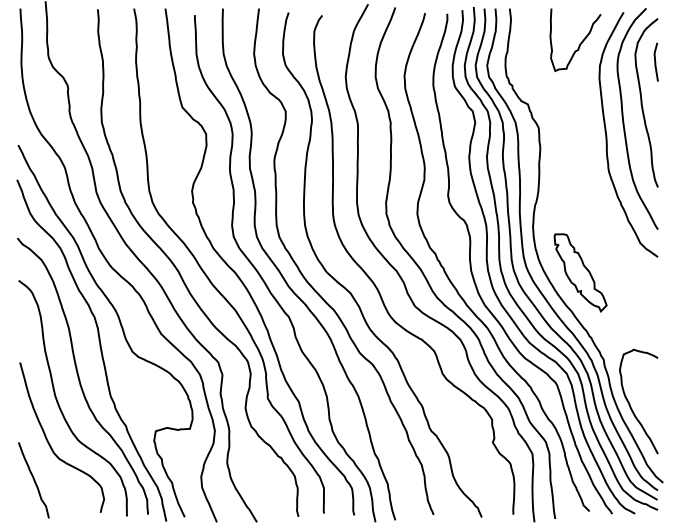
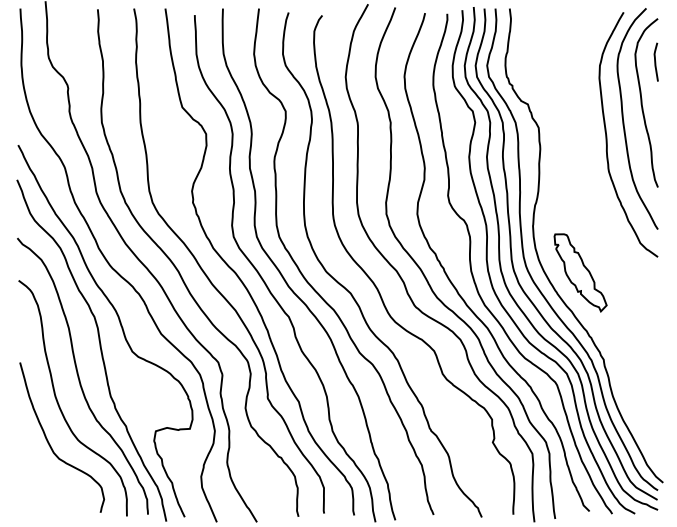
curve: present -> none (579, 43)
curve: present -> none (630, 404)
curve: present -> none (33, 480)
